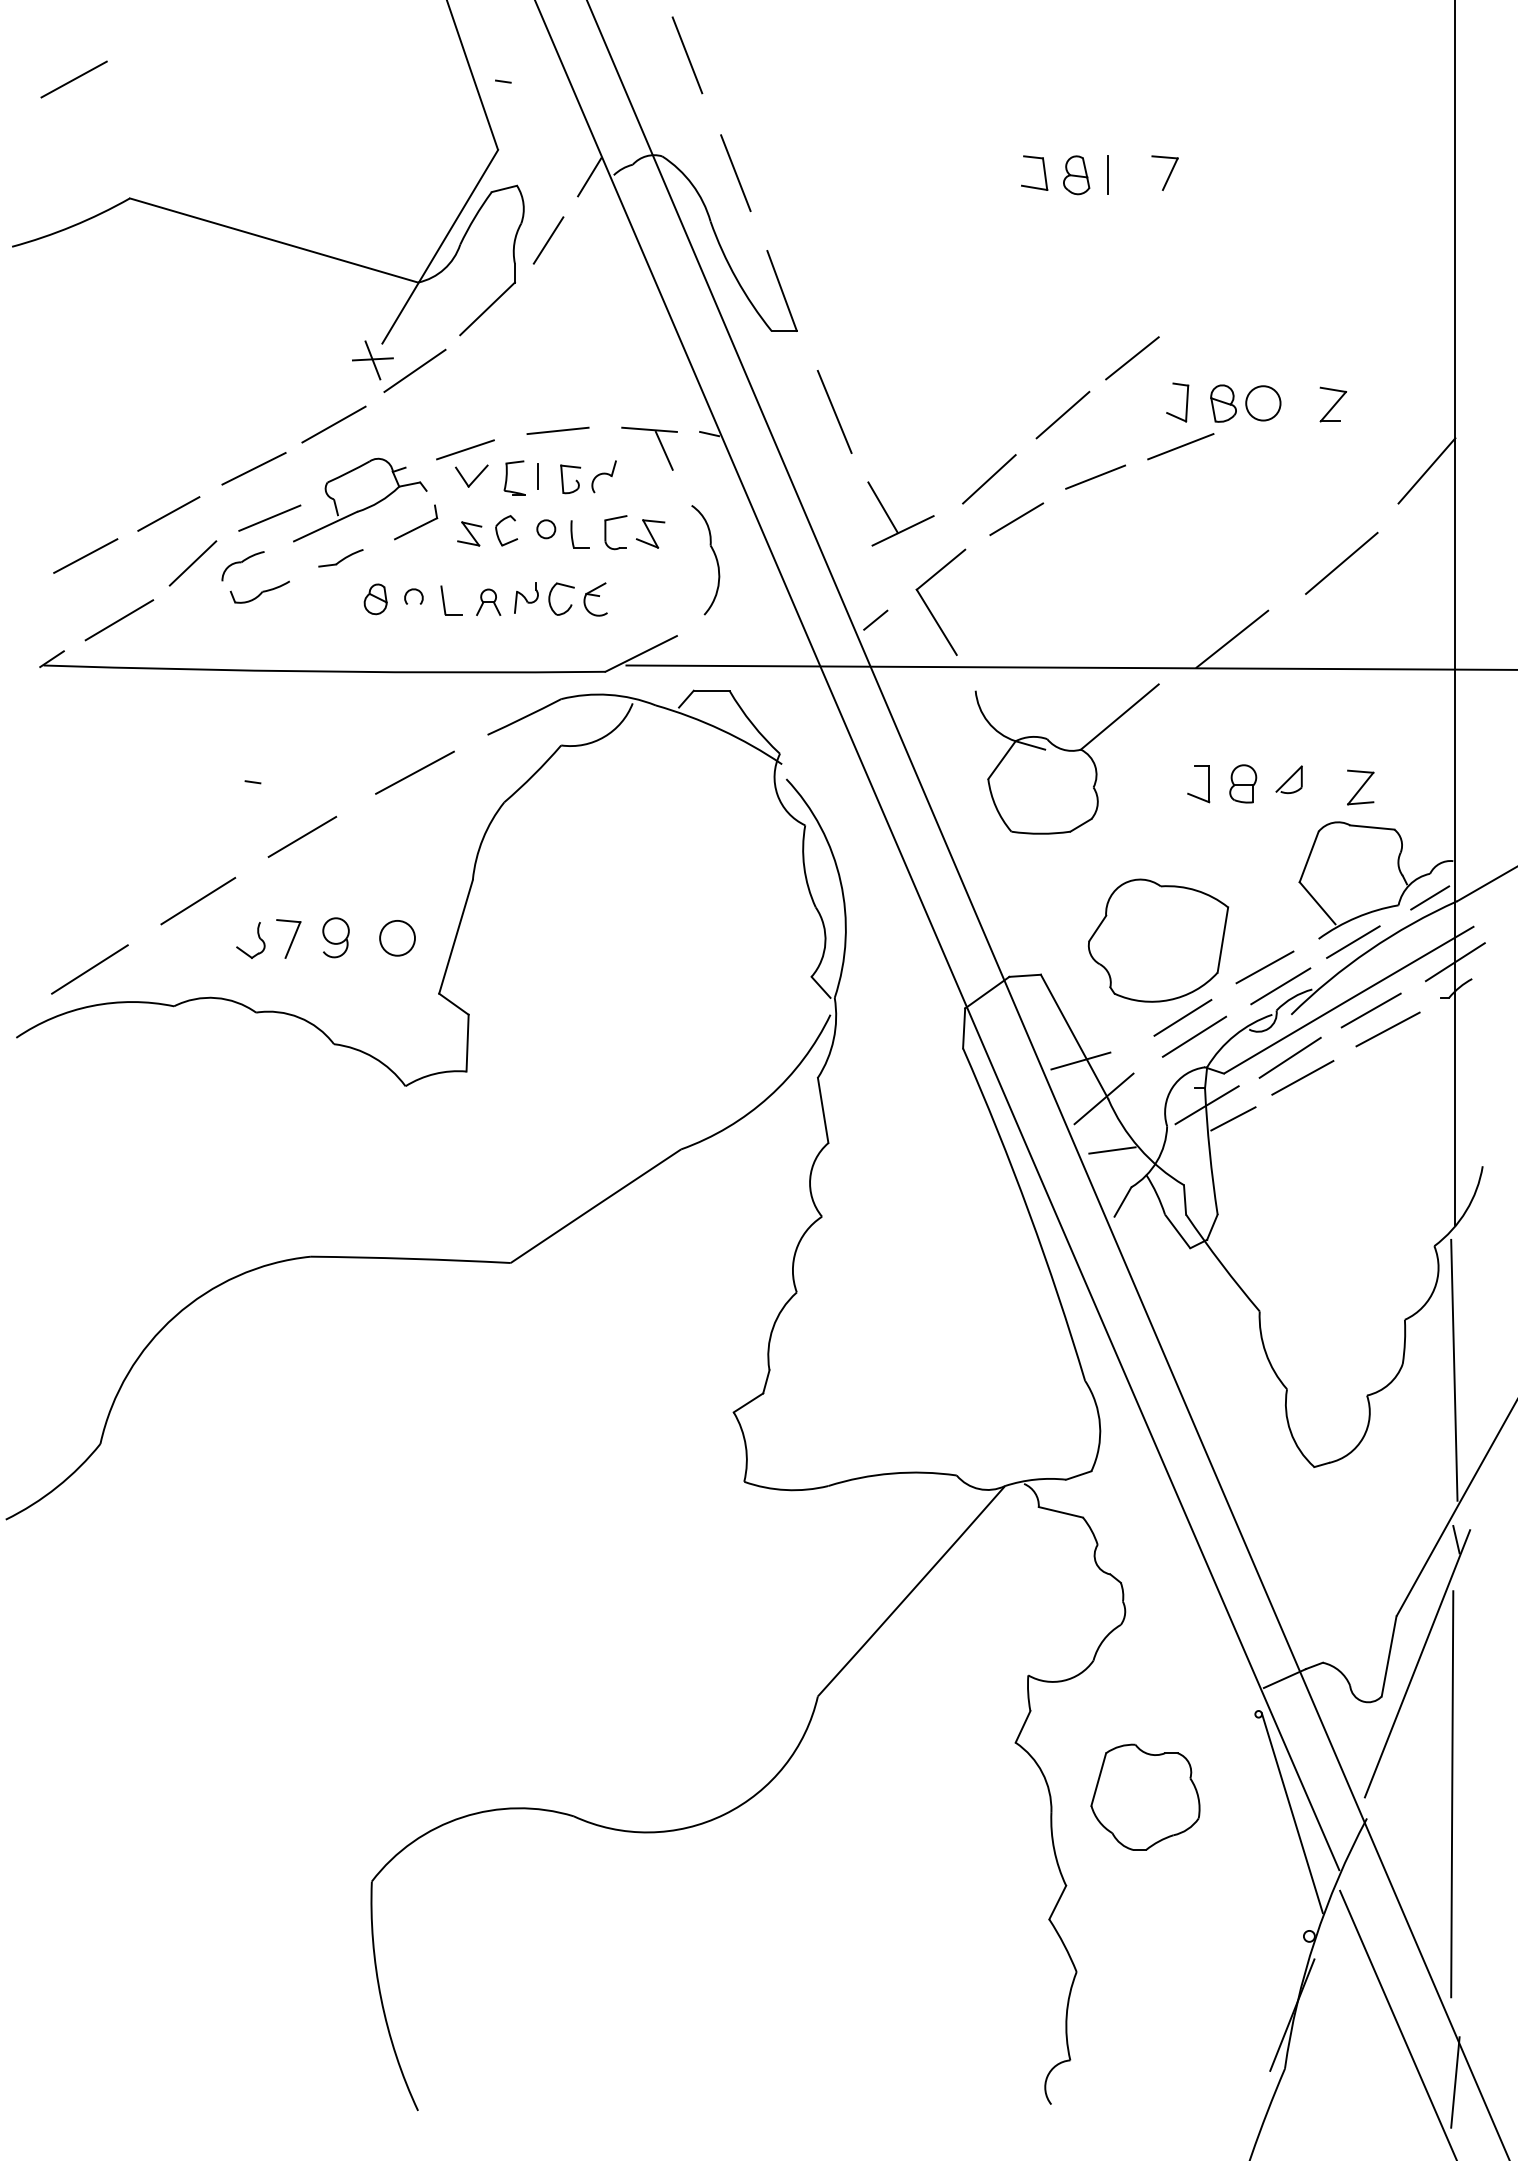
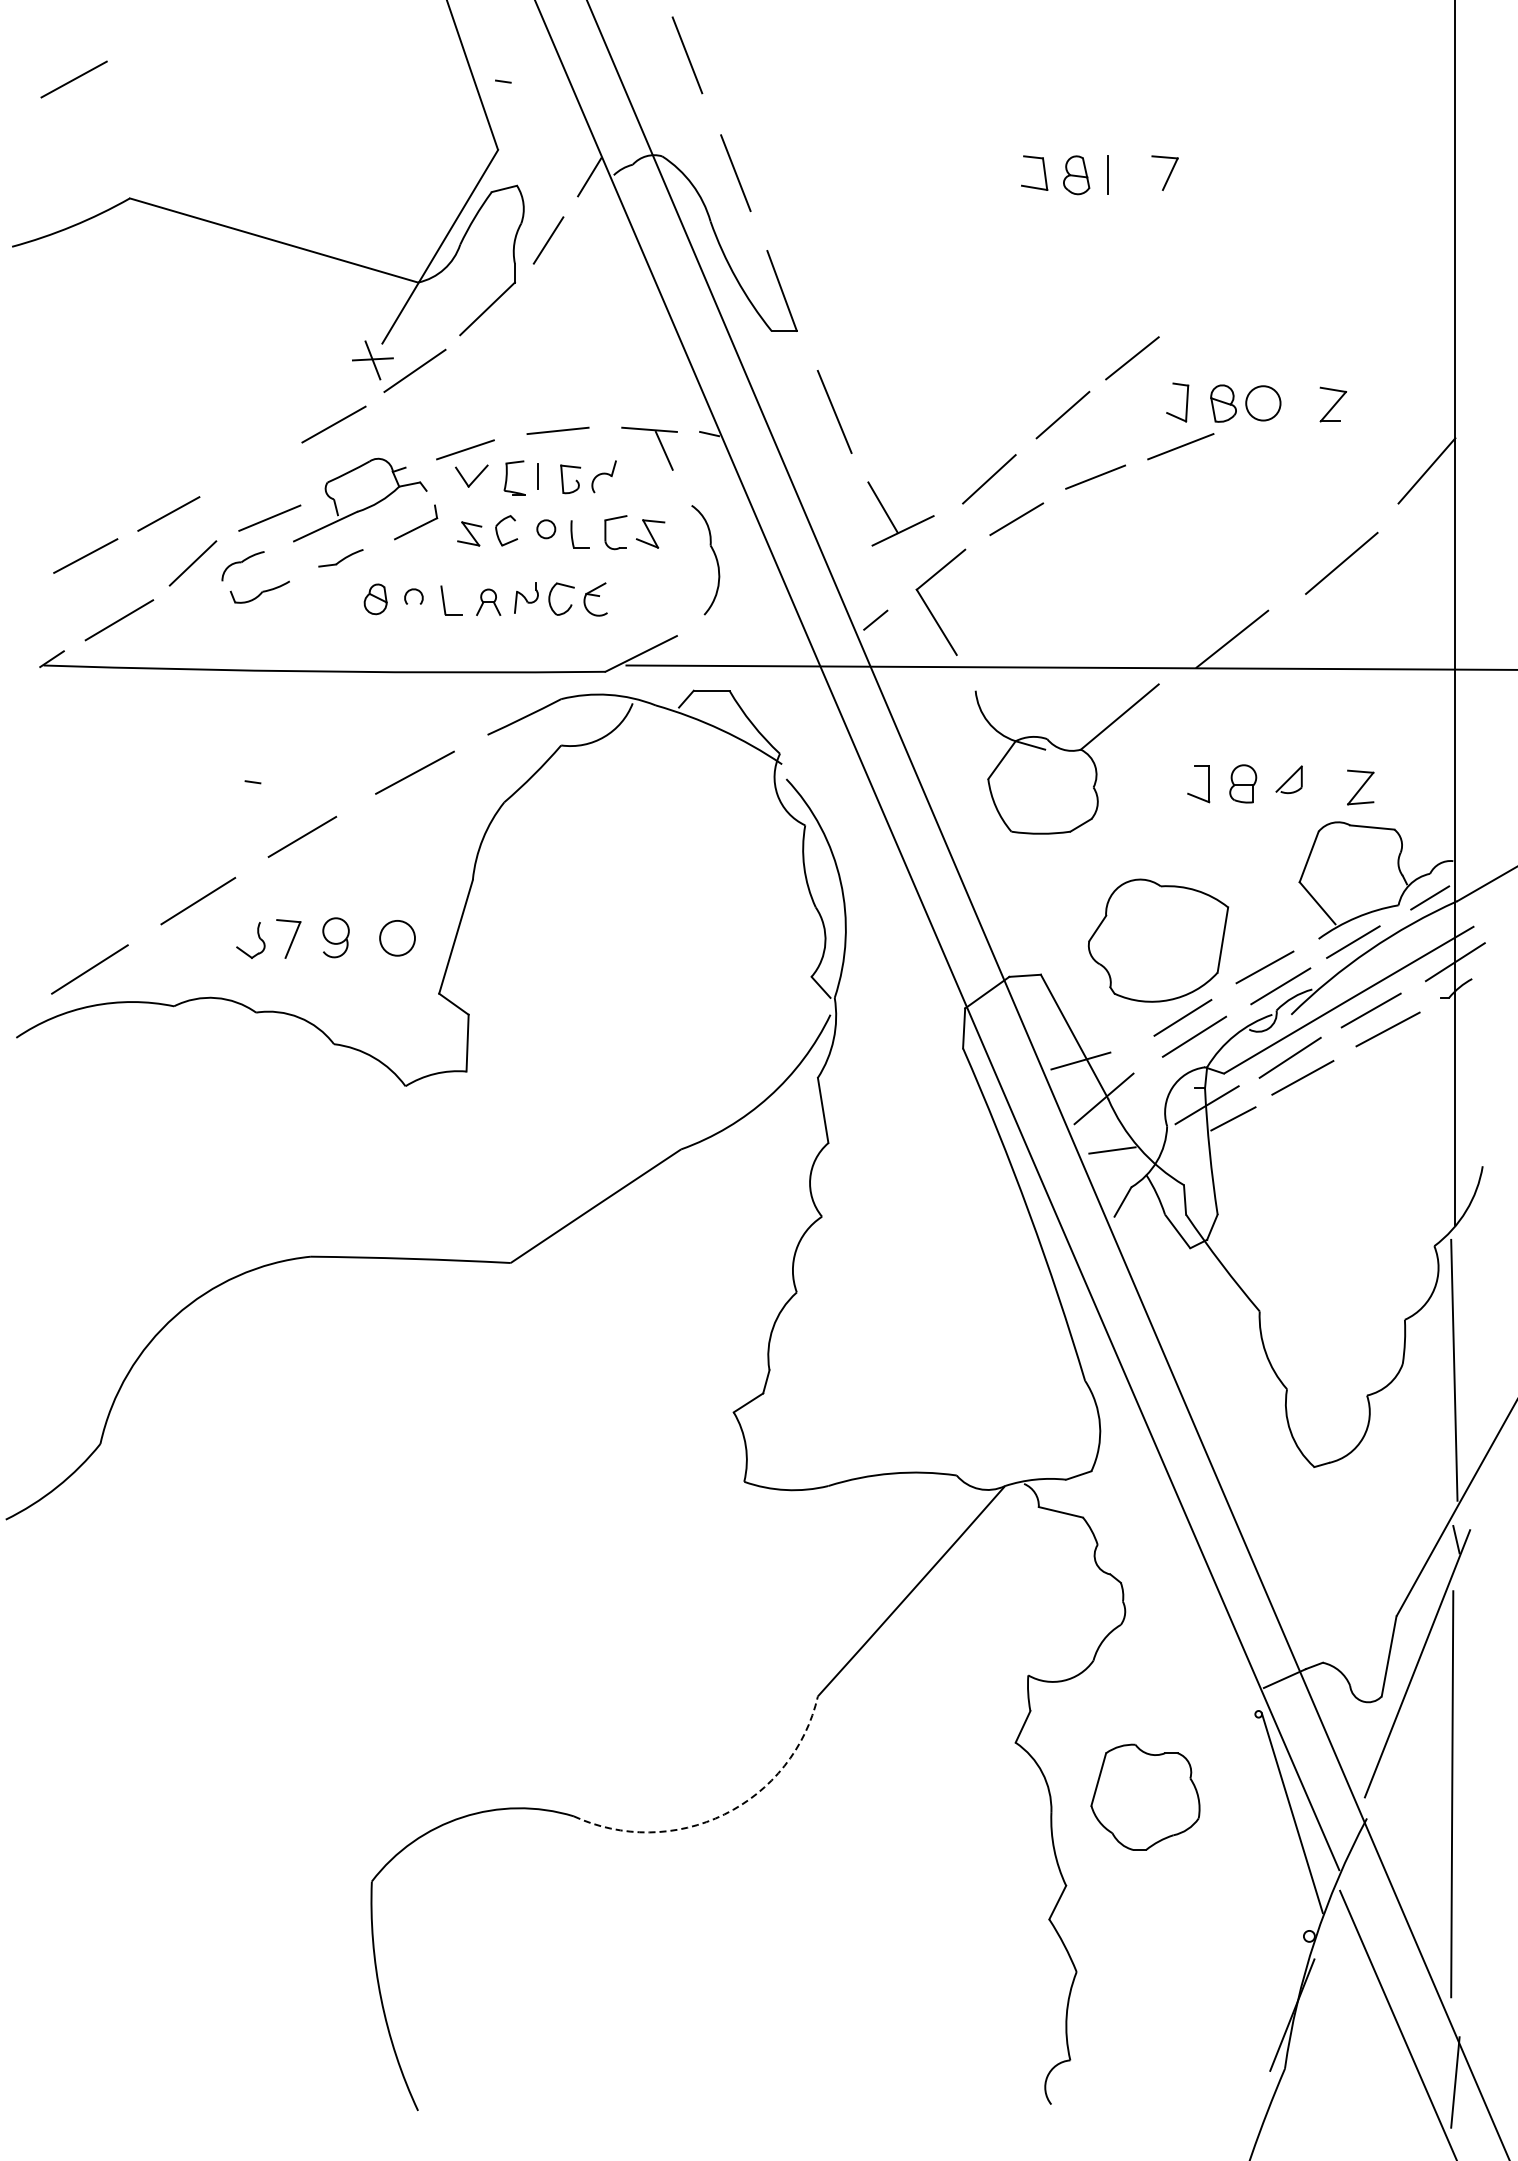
line: present -> none (253, 468)
arc: solid -> dashed (724, 1814)
